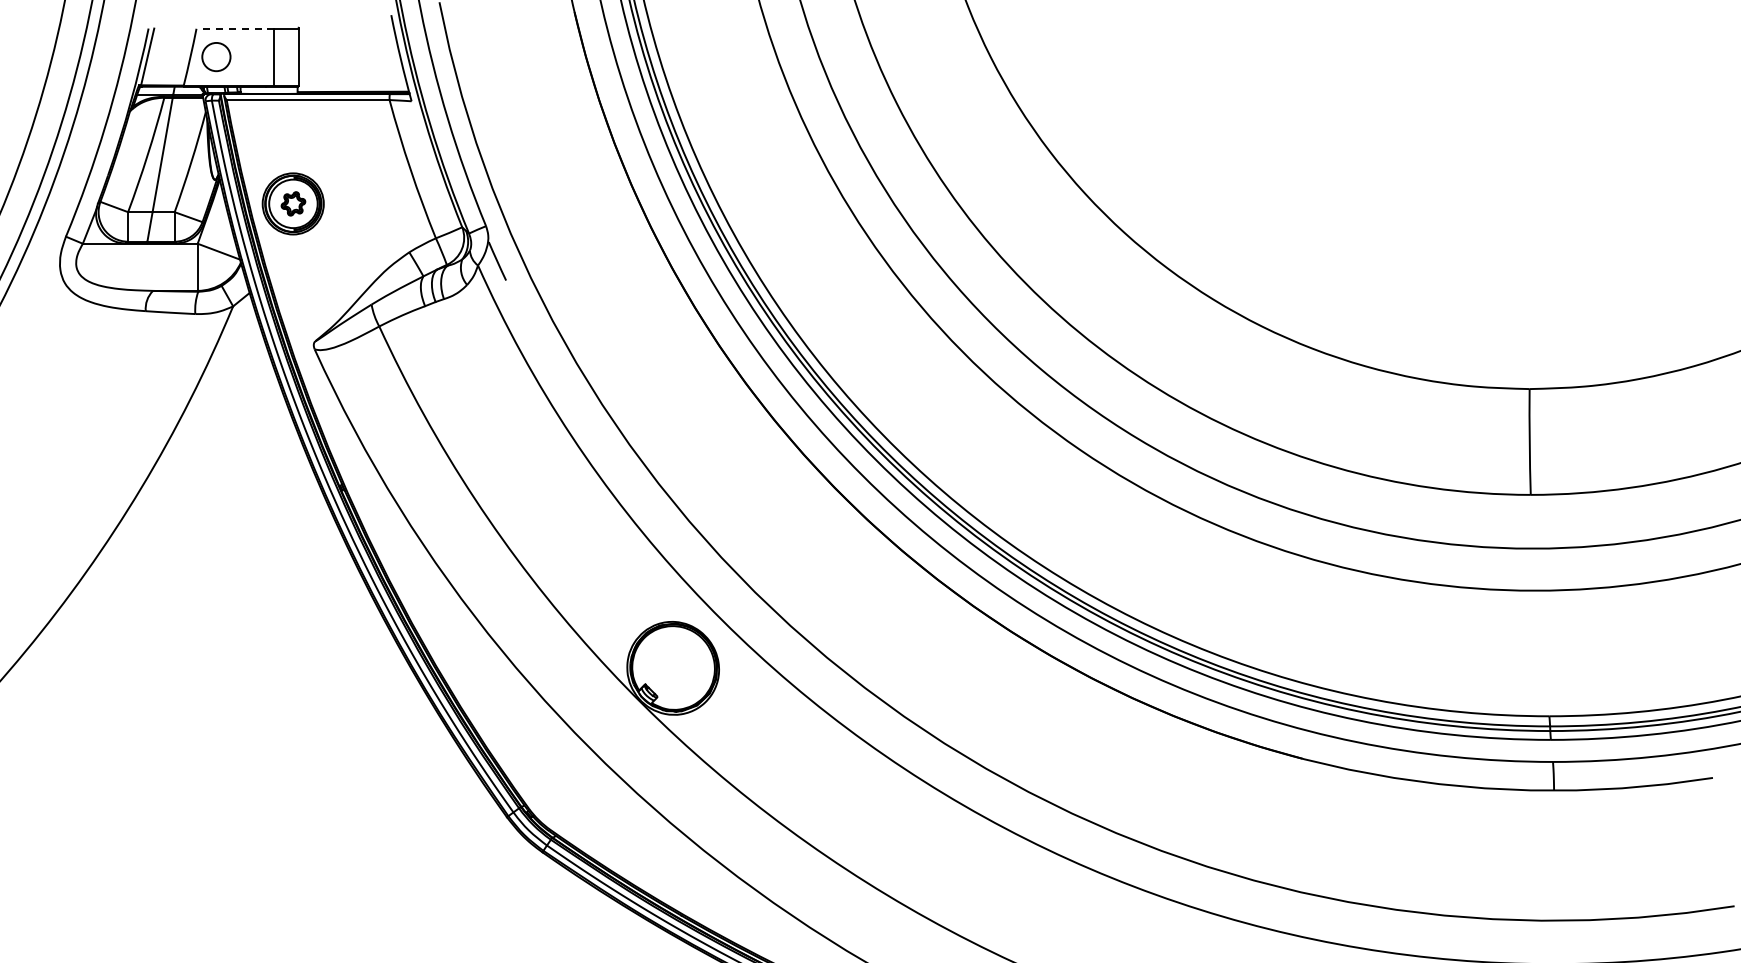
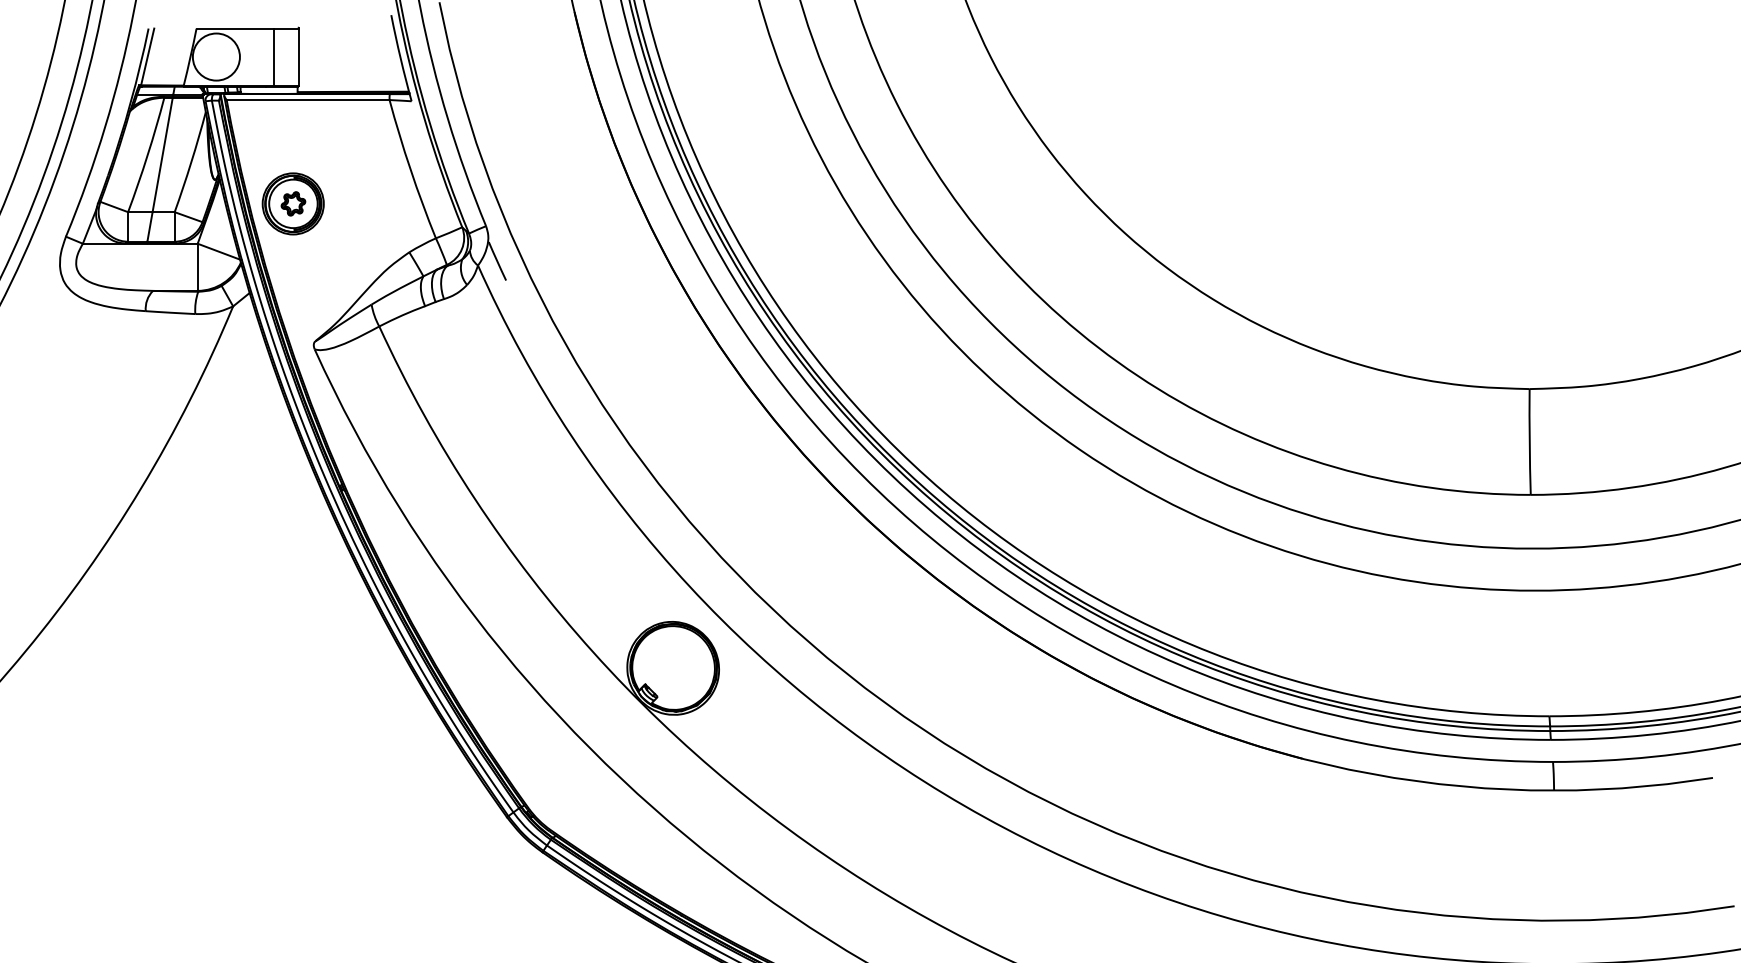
line: dashed -> solid (235, 28)
circle diameter: 28 px -> 47 px (215, 56)
